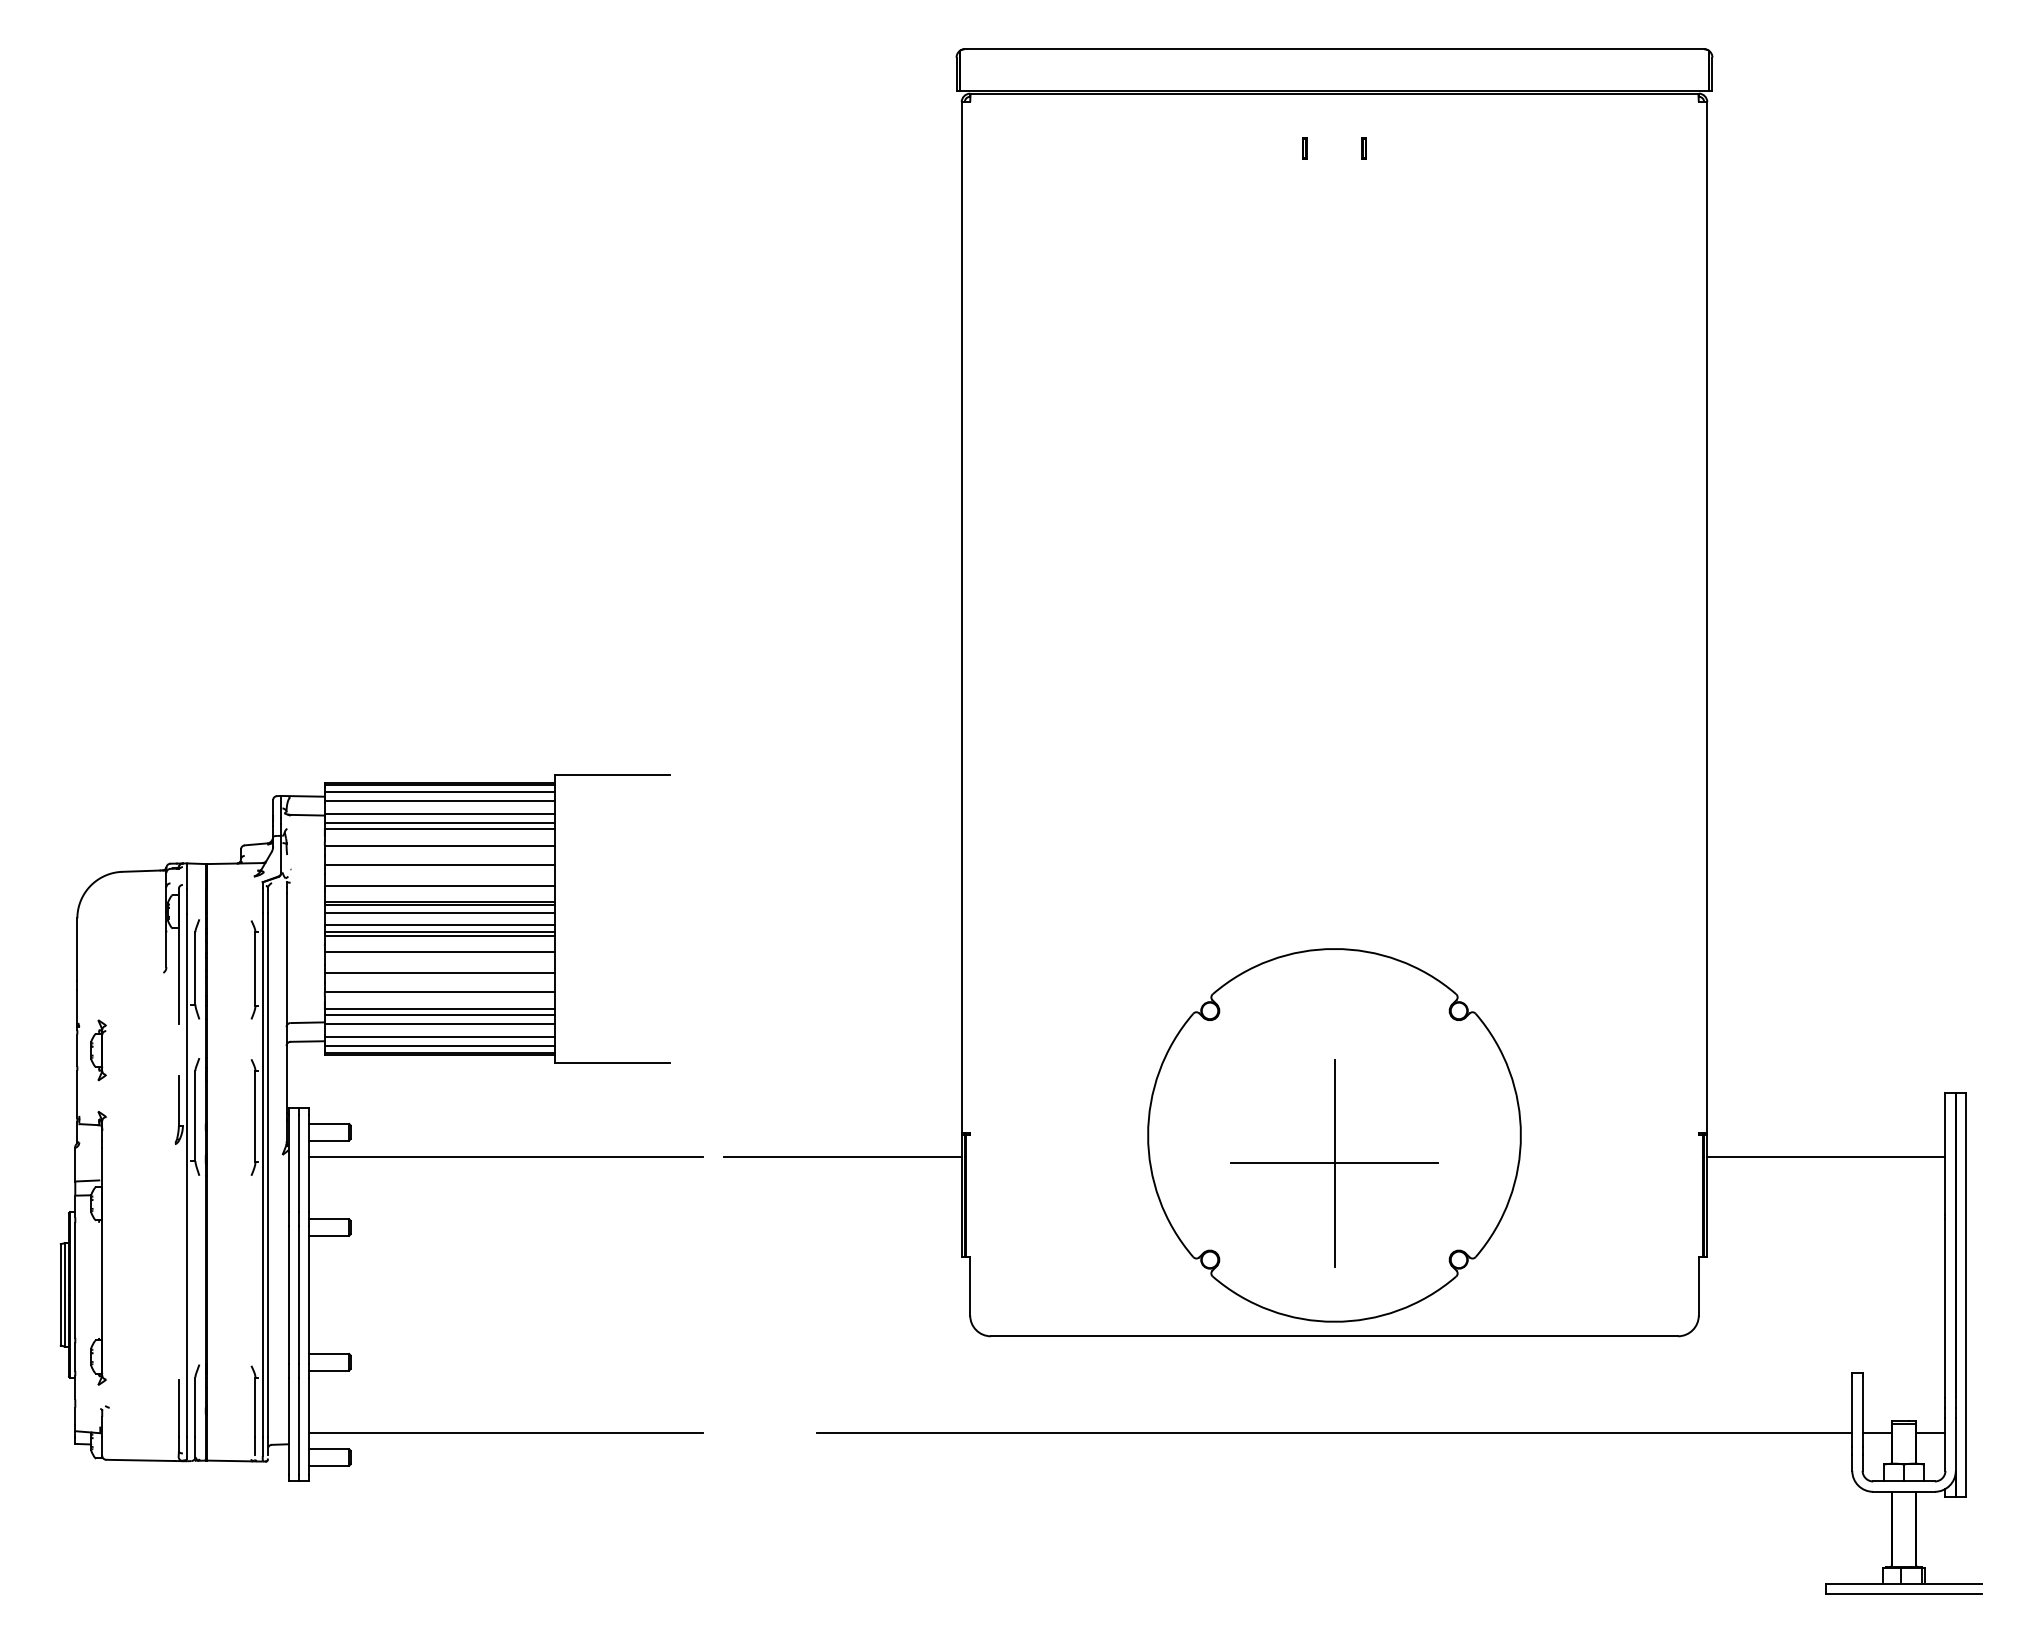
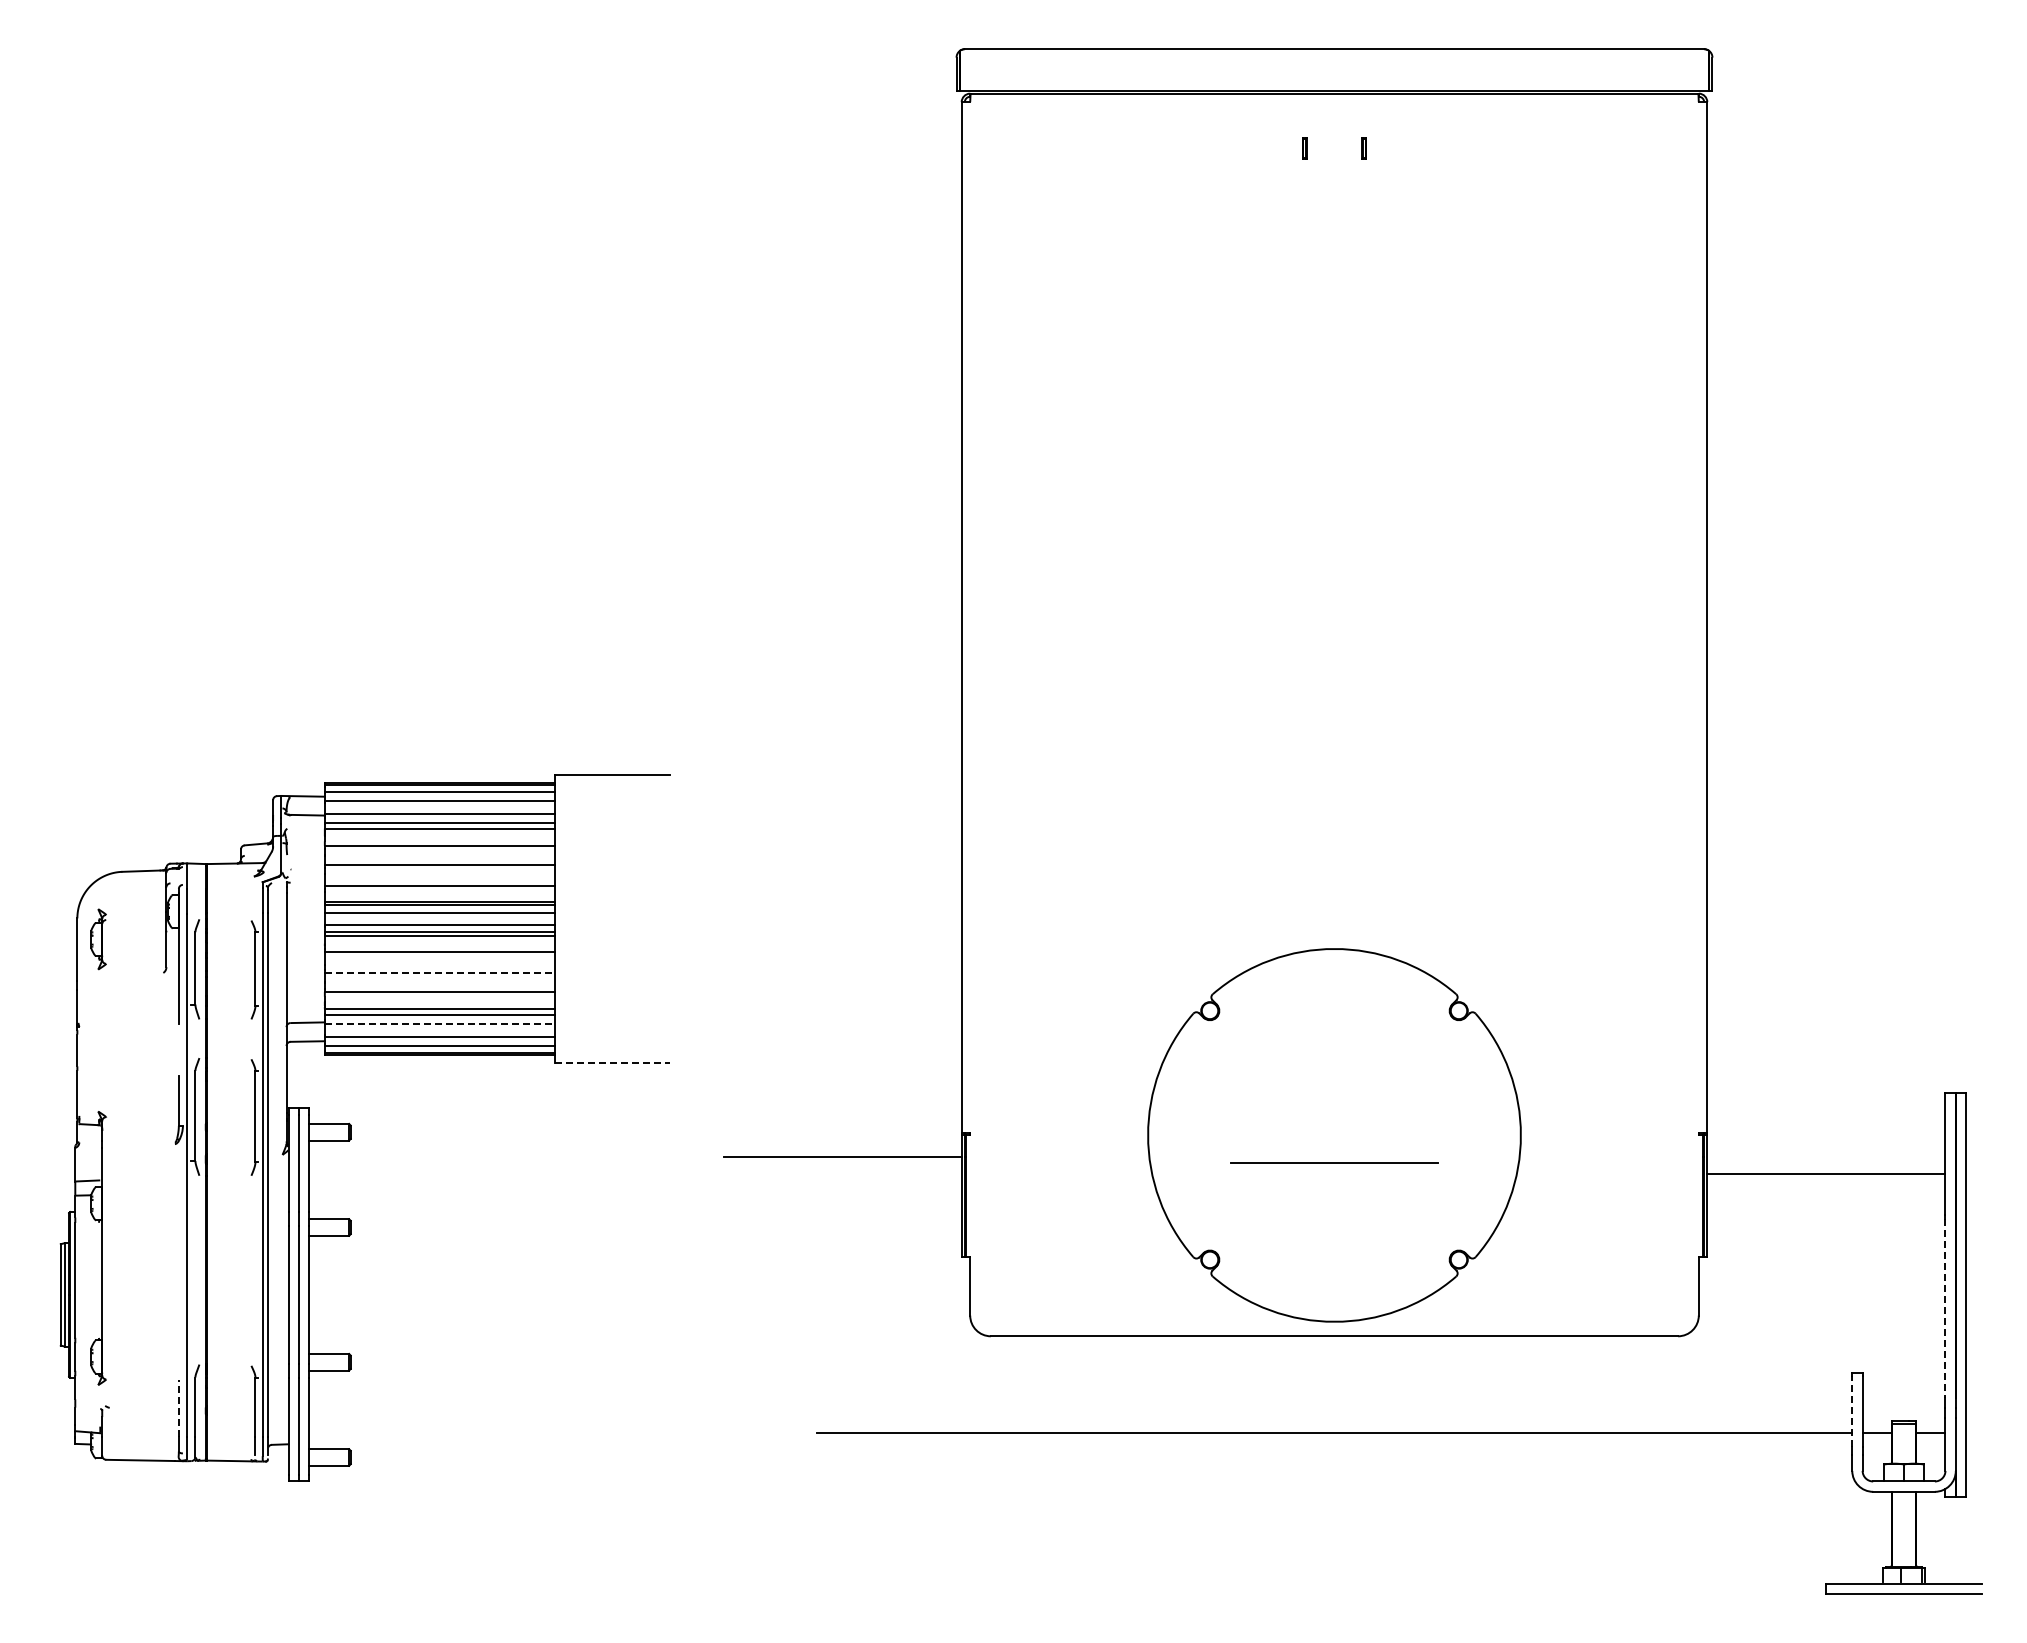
line: solid -> dashed (439, 972)
line: solid -> dashed (439, 1024)
part position: (98, 1050) -> (98, 939) (98, 939)
line: solid -> dashed (612, 1062)
line: present -> none (505, 1157)
line position: (1826, 1157) -> (1826, 1174) (1826, 1174)
line: present -> none (1334, 1162)
line: solid -> dashed (1945, 1308)
line: solid -> dashed (178, 1407)
line: solid -> dashed (1852, 1411)
line: present -> none (505, 1432)
